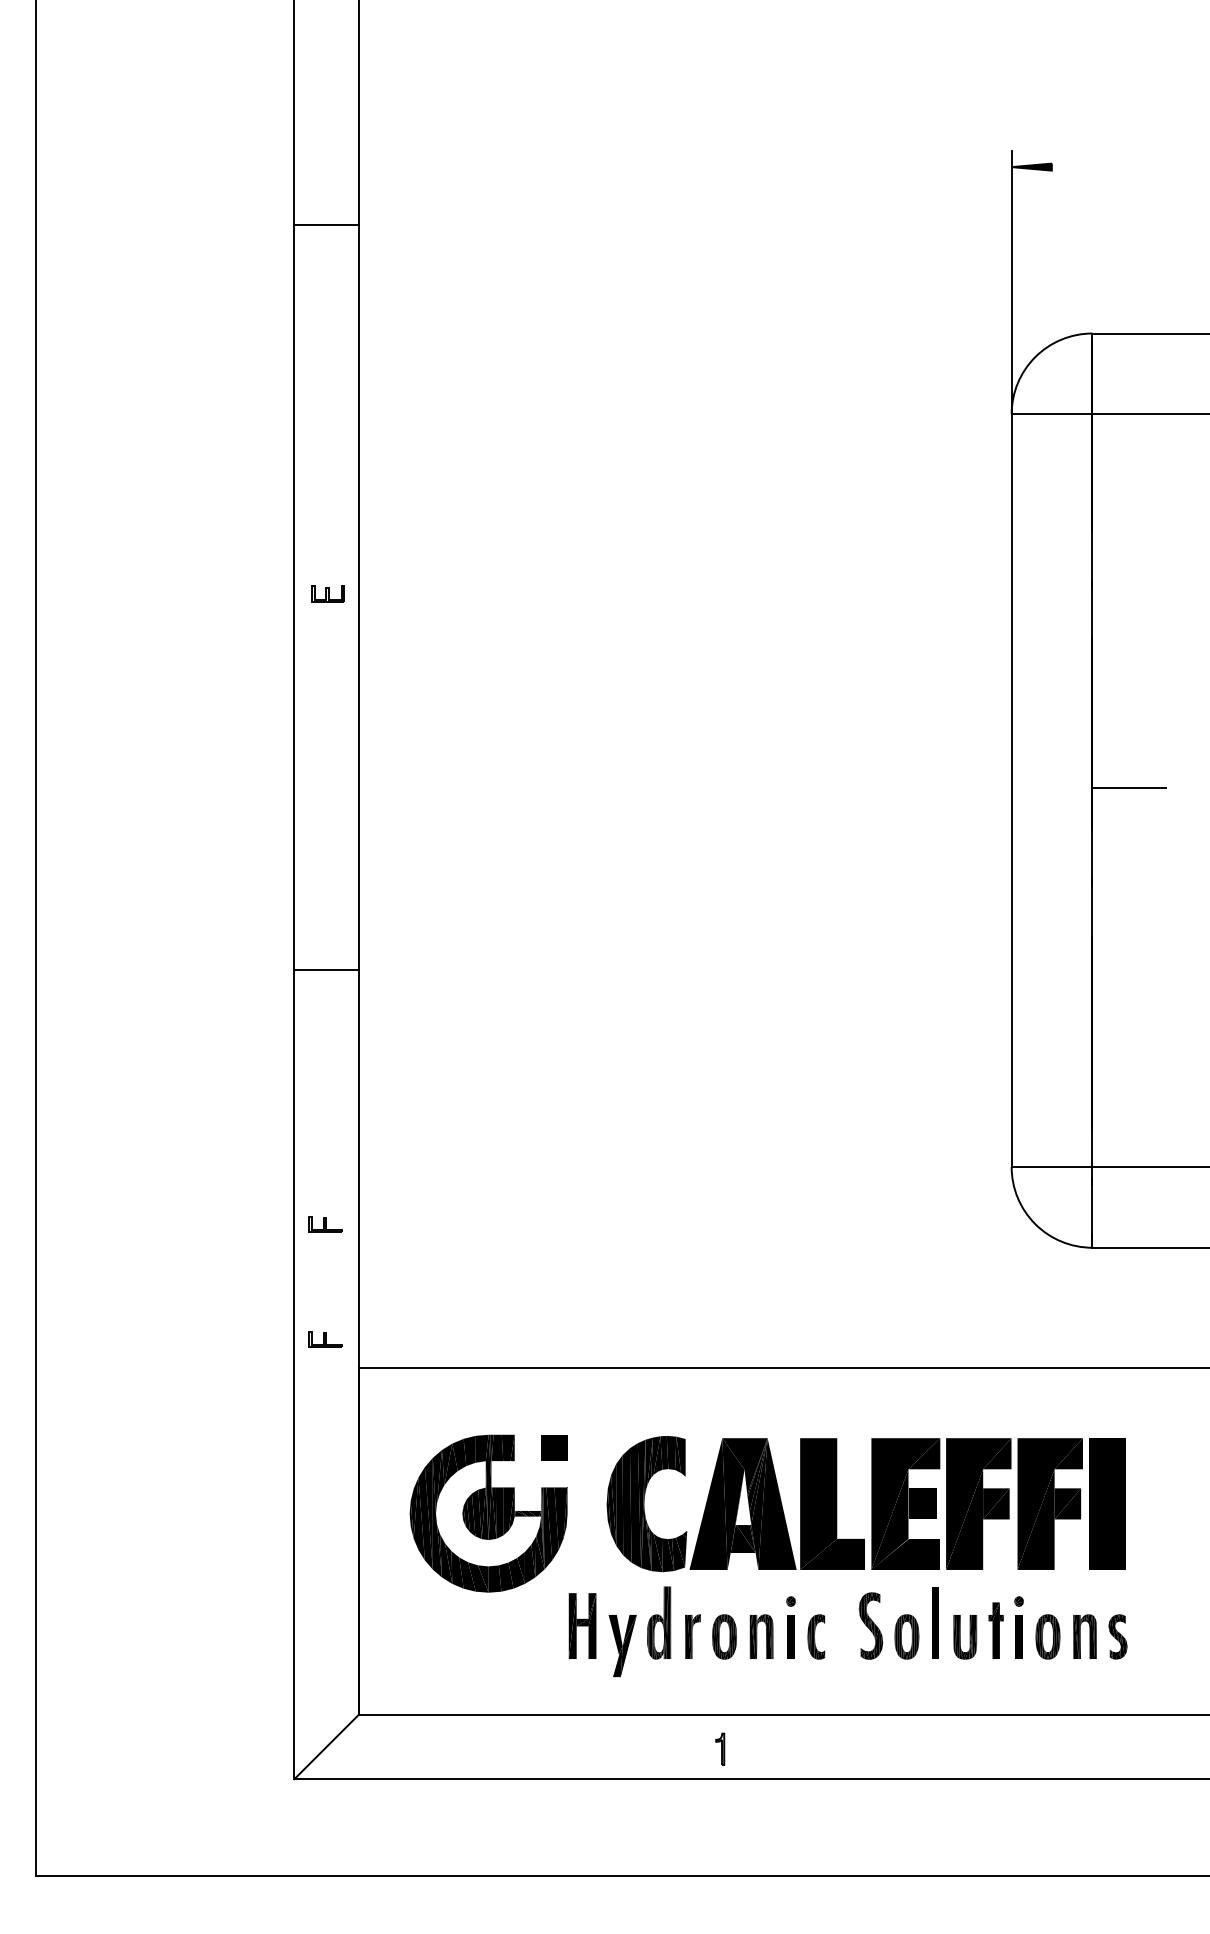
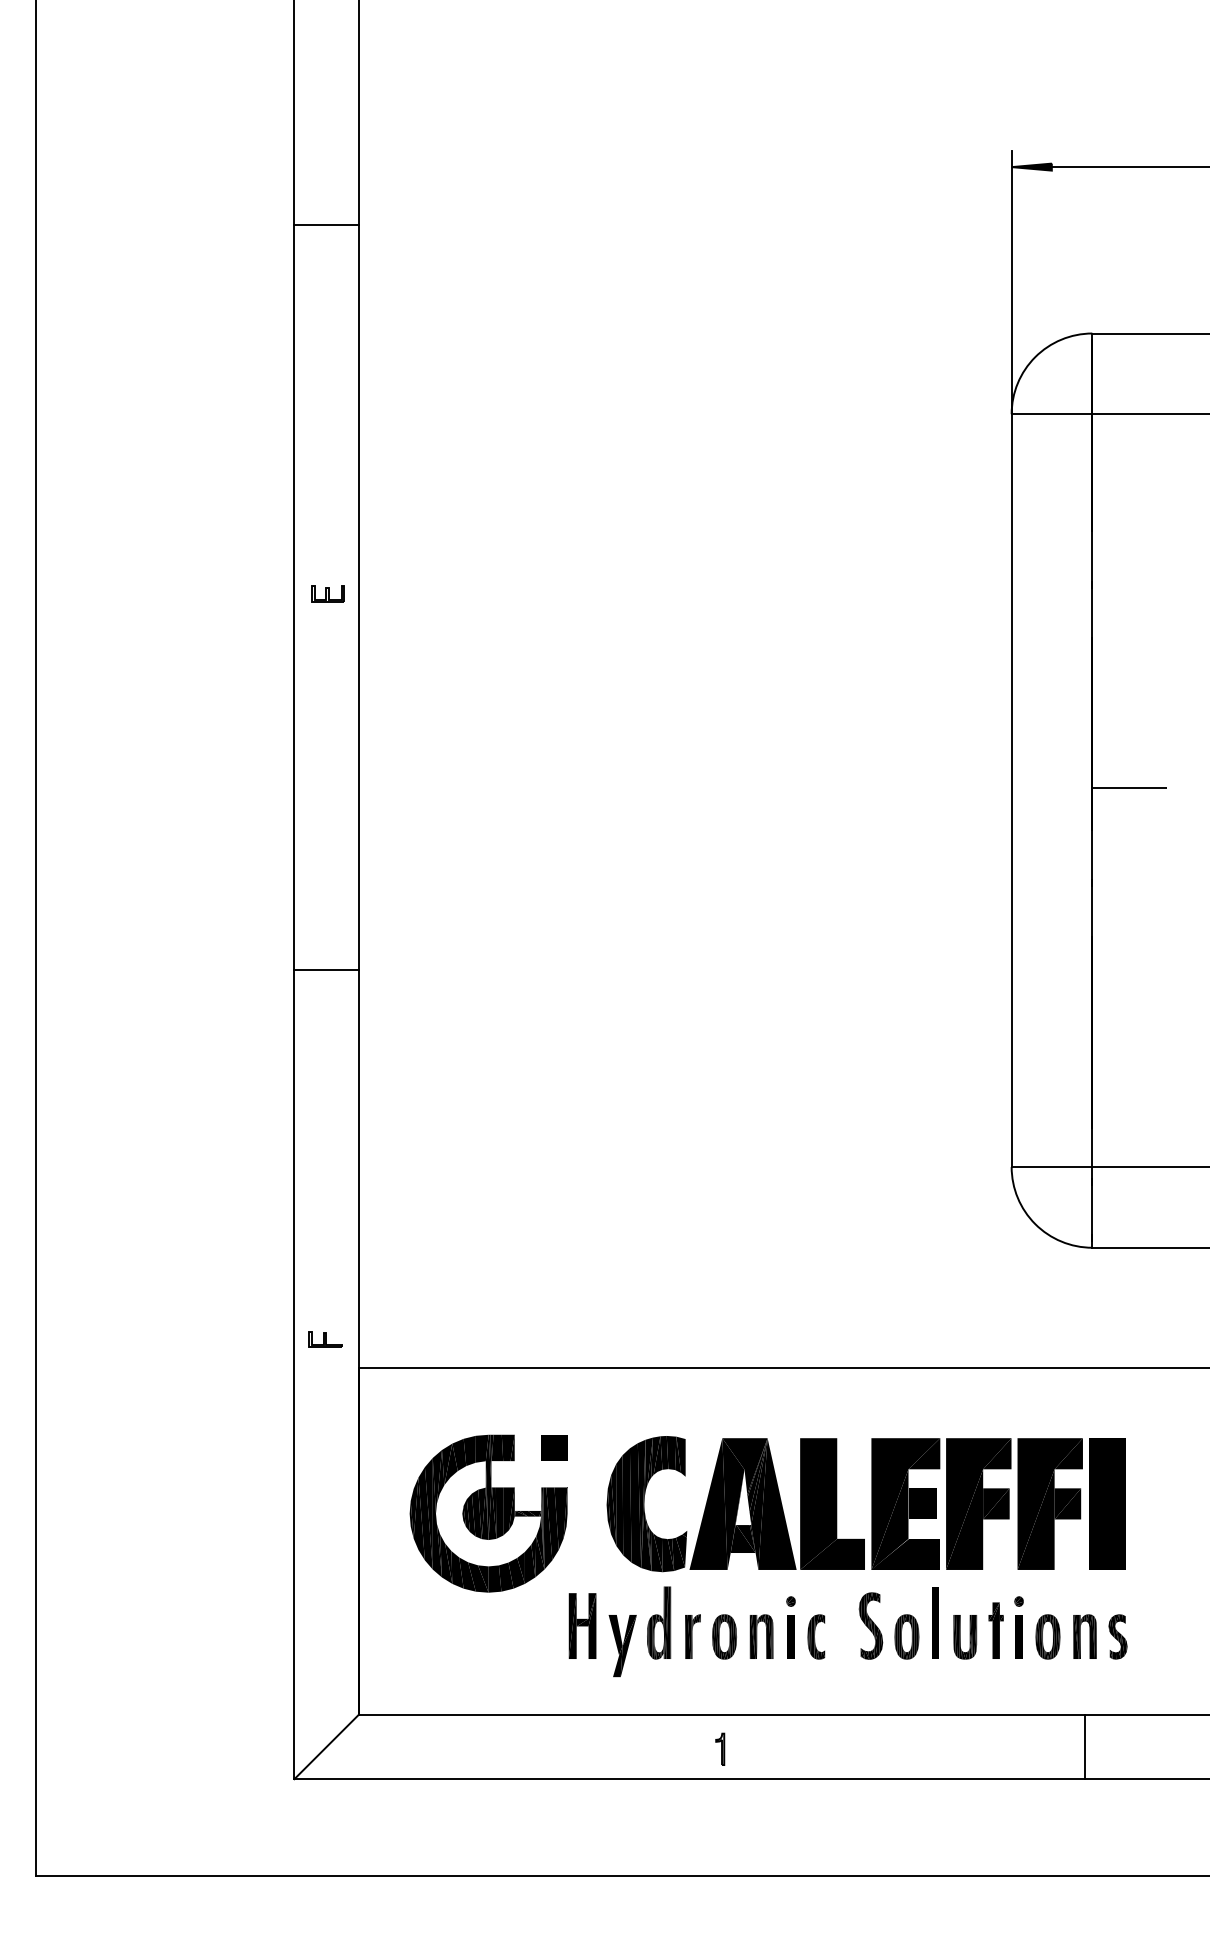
line: none -> present (1128, 167)
part: present -> none (325, 1224)
line: none -> present (1084, 1746)
